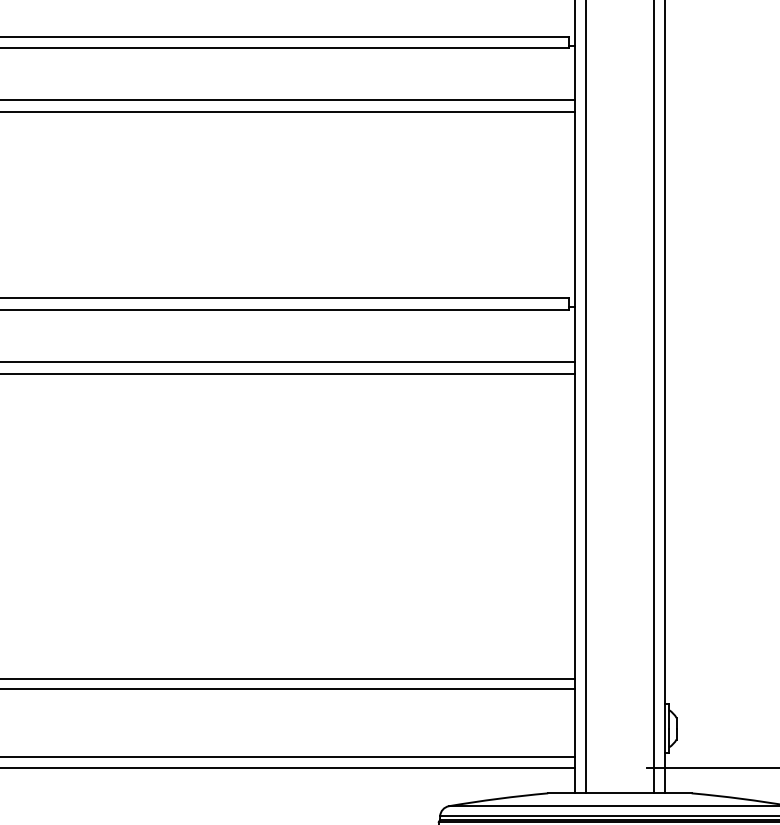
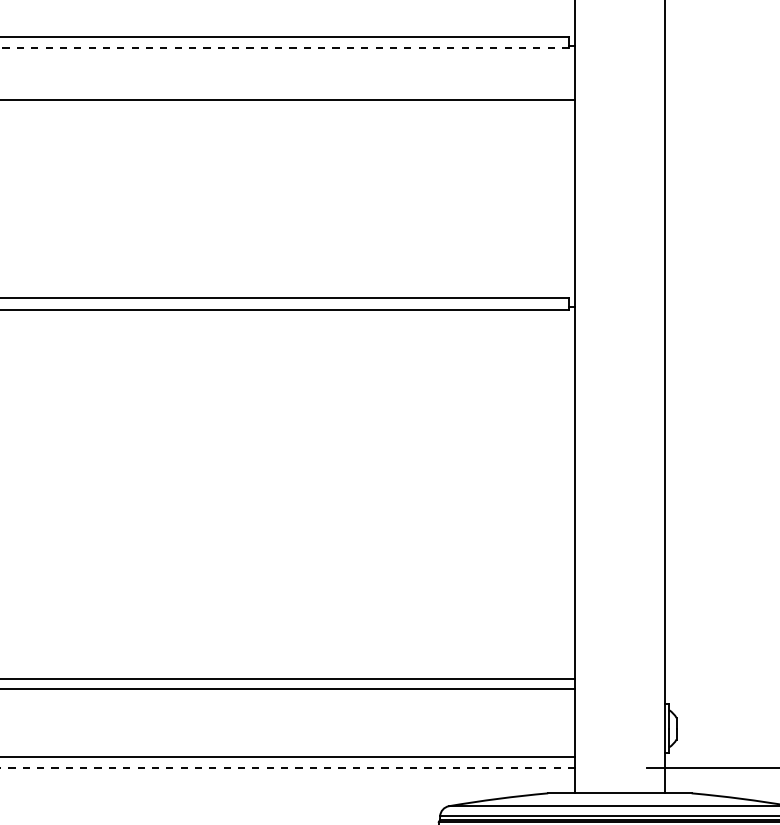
line: solid -> dashed (284, 48)
line: present -> none (288, 111)
line: present -> none (288, 362)
line: present -> none (288, 373)
line: present -> none (585, 397)
line: present -> none (653, 397)
line: solid -> dashed (287, 768)
